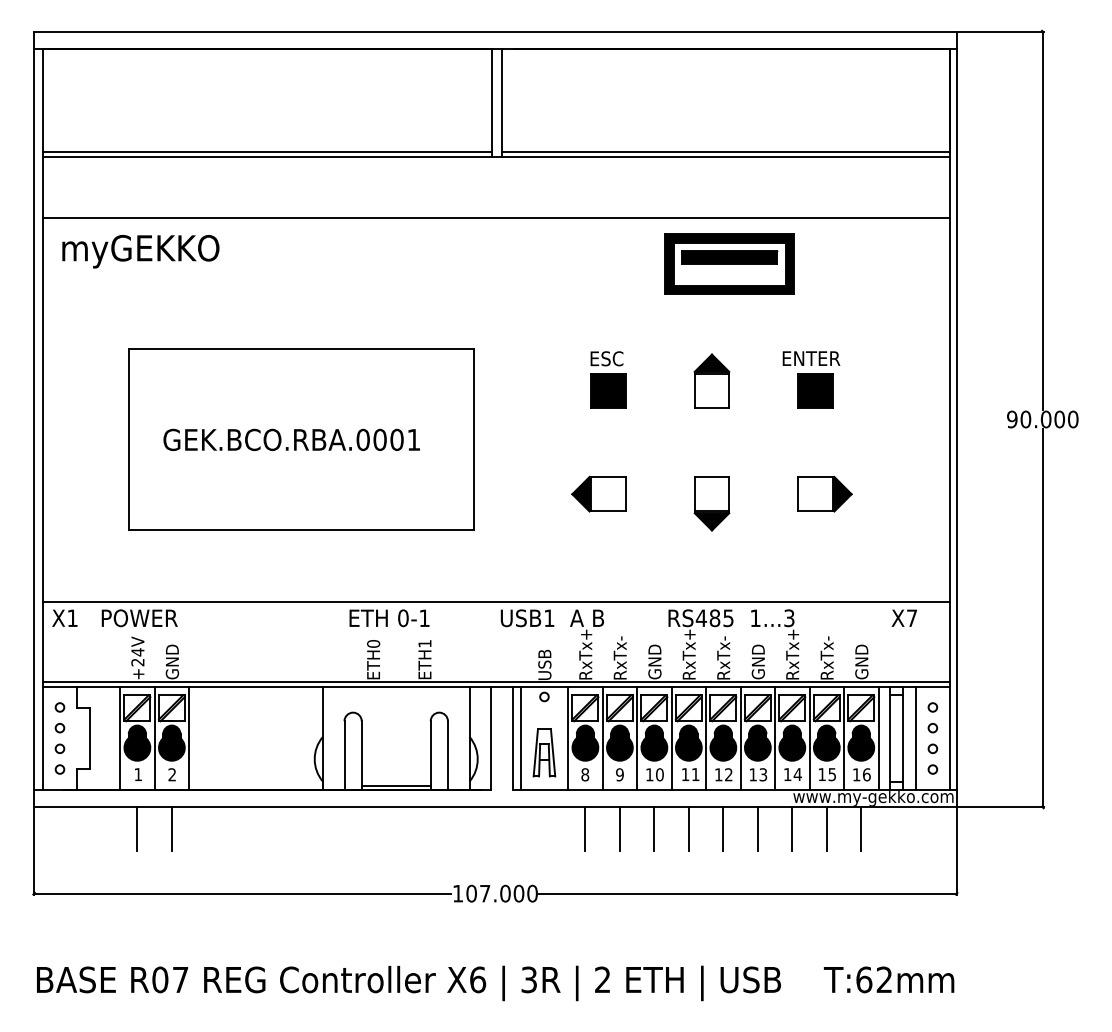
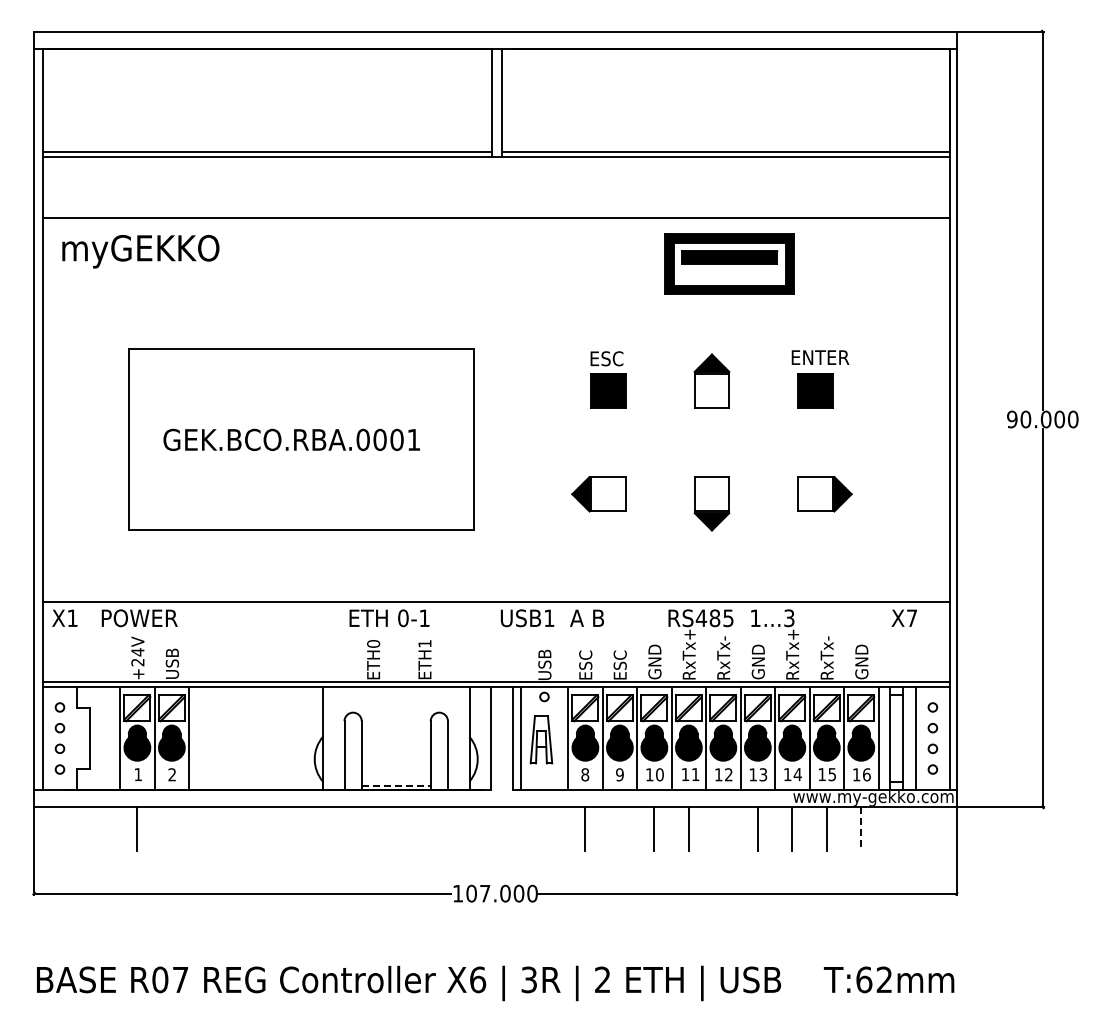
text position: (811, 358) -> (820, 357) (820, 357)
text: RxTx+ -> ESC (585, 653)
text: RxTx- -> ESC (619, 656)
text: GND -> USB (172, 661)
part position: (544, 752) -> (541, 739) (541, 739)
line: solid -> dashed (396, 785)
line: present -> none (171, 828)
line: present -> none (619, 828)
line: present -> none (723, 828)
line: solid -> dashed (861, 829)
